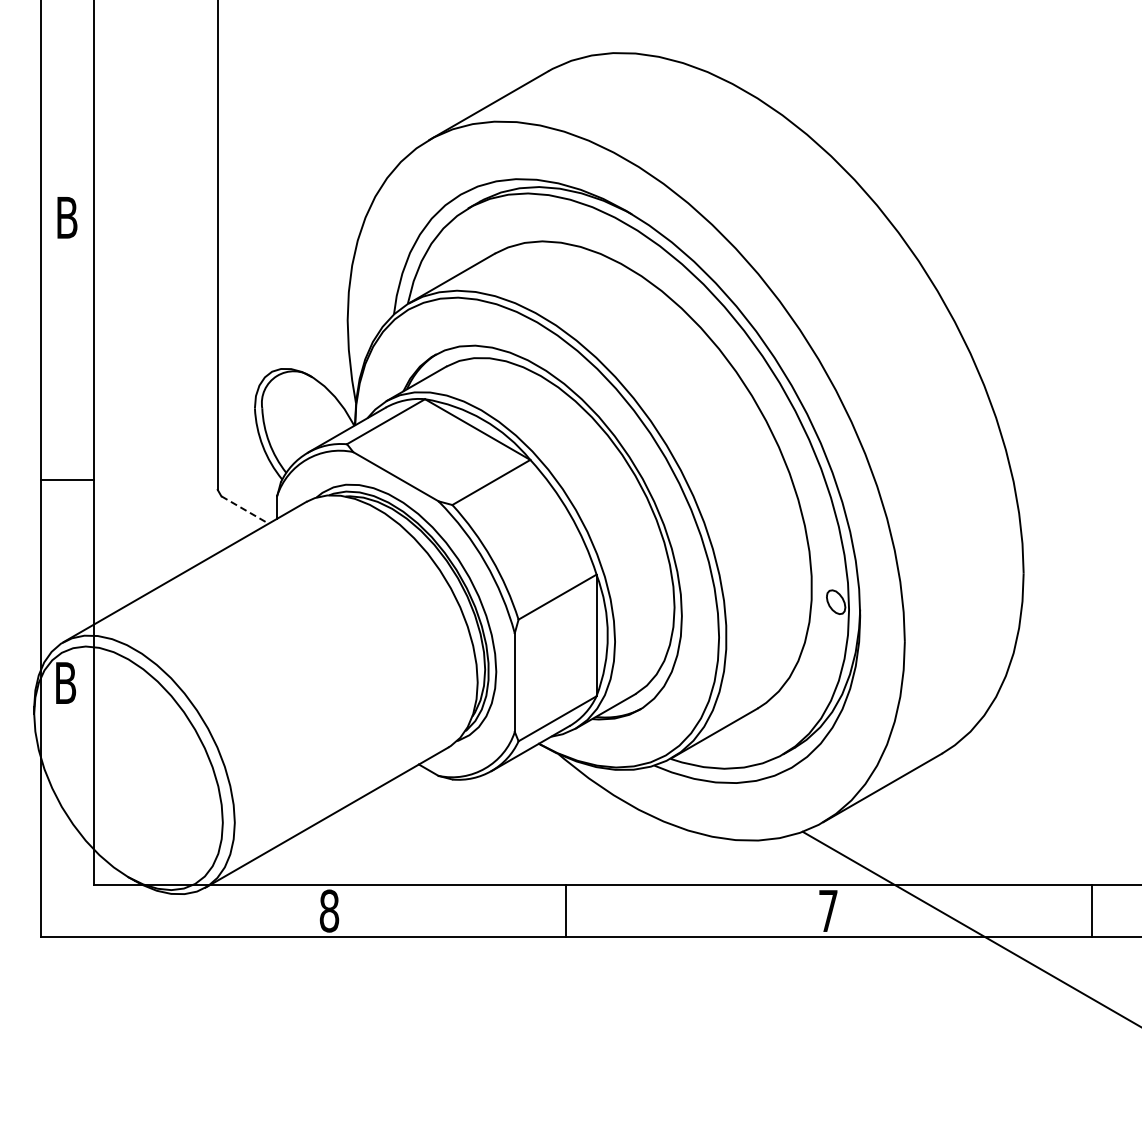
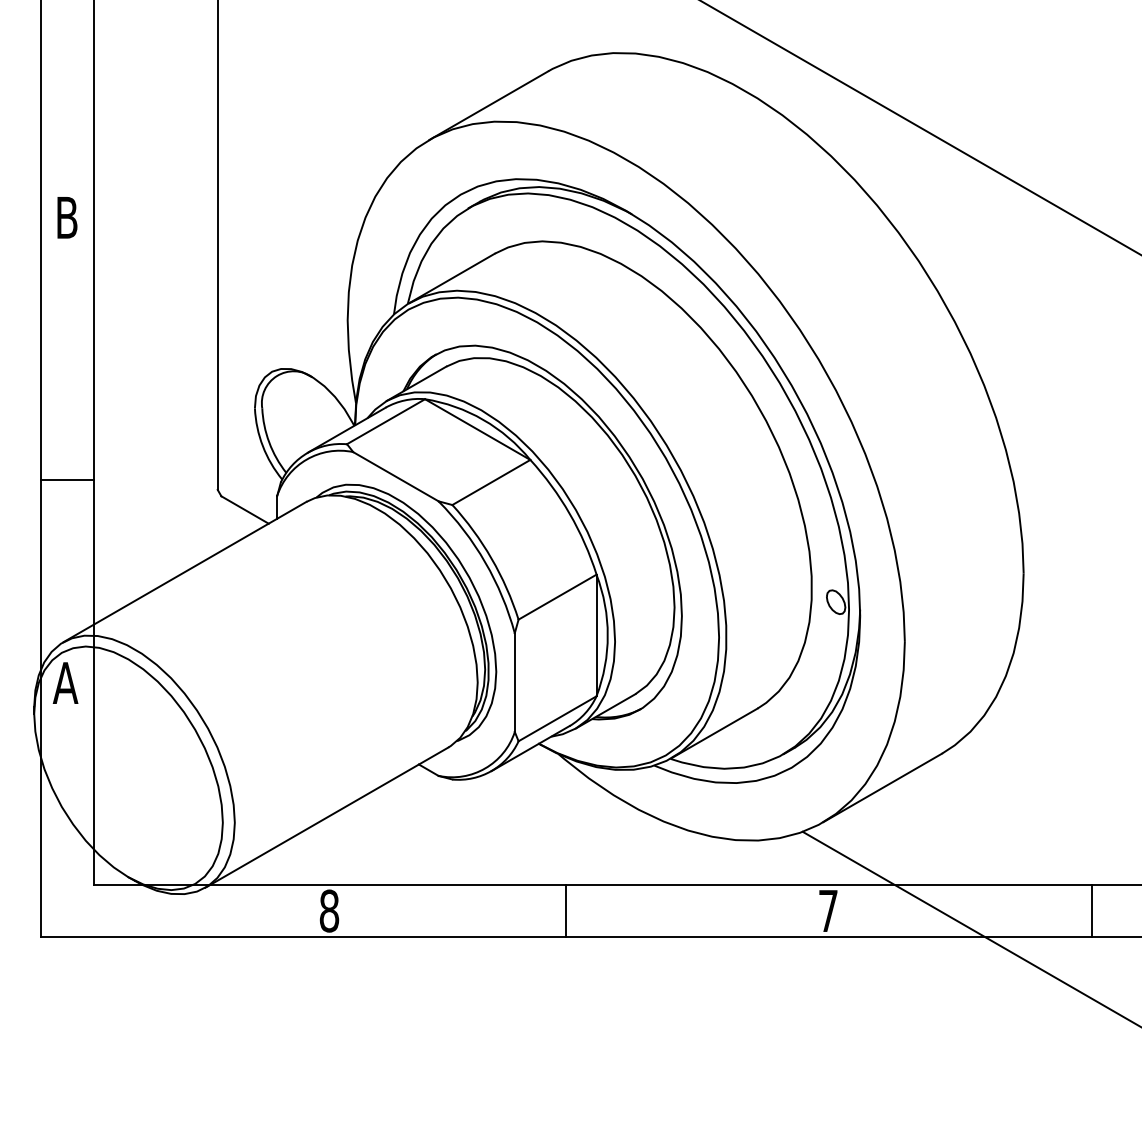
line: none -> present (920, 127)
line: dashed -> solid (245, 510)
text: B -> A (65, 682)
